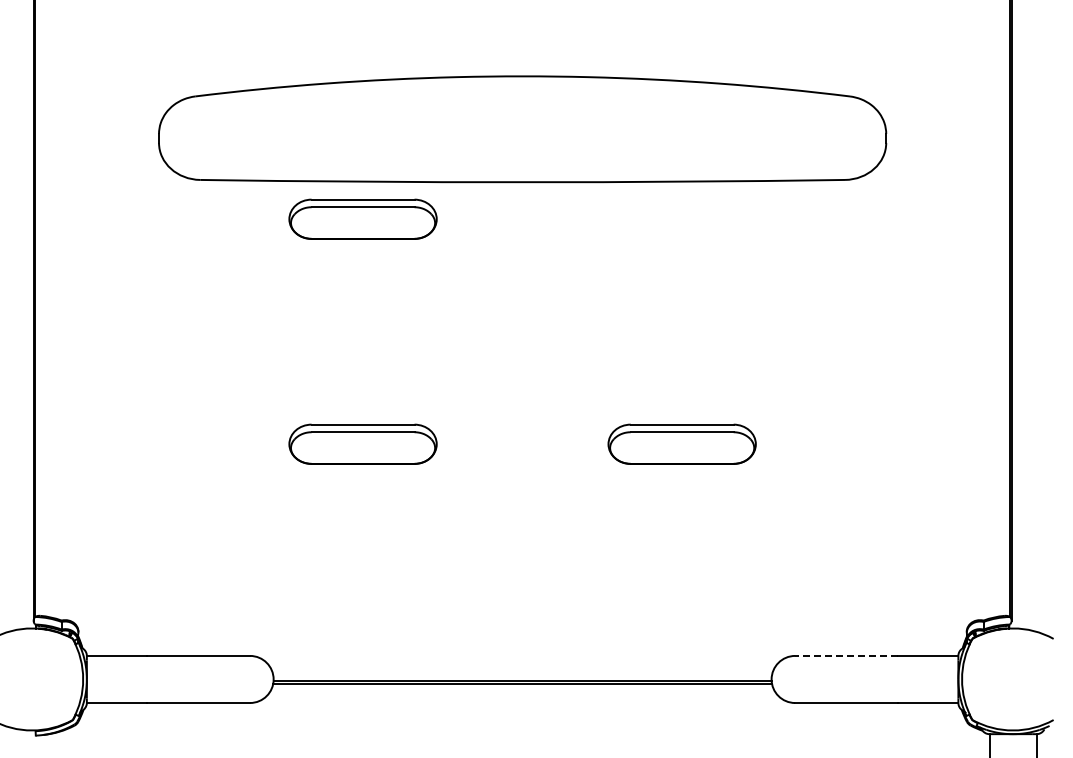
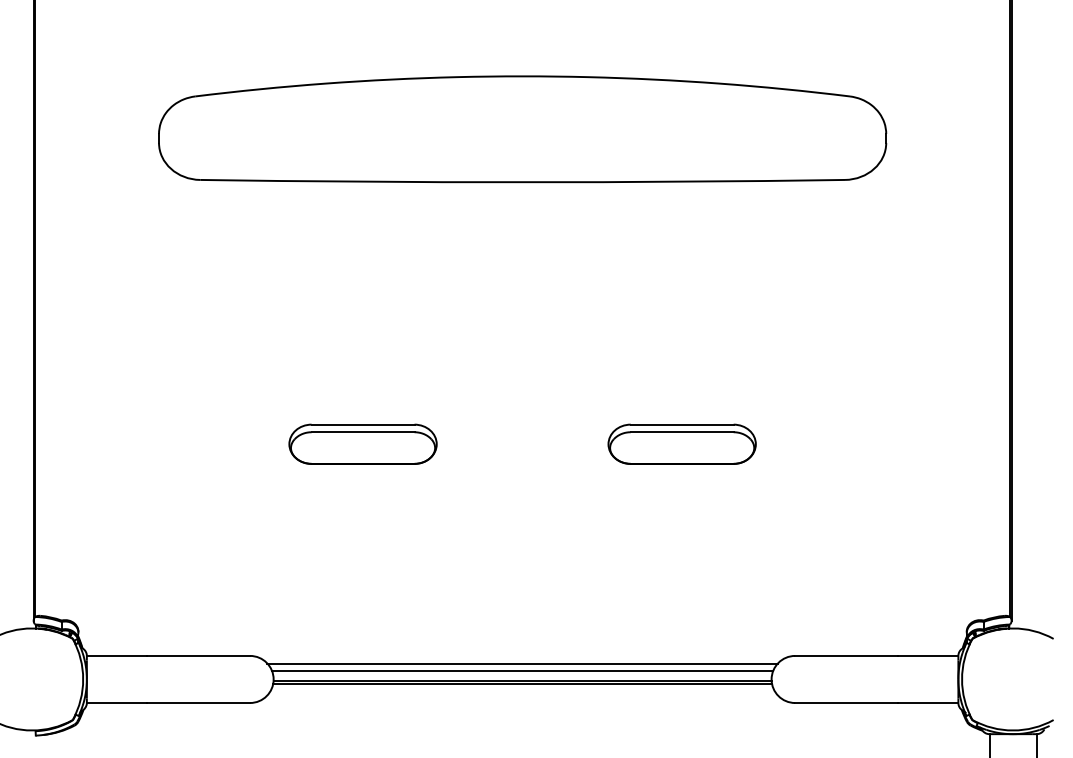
part: present -> none (362, 218)
line: dashed -> solid (846, 655)
line: none -> present (522, 663)
line: none -> present (522, 671)
